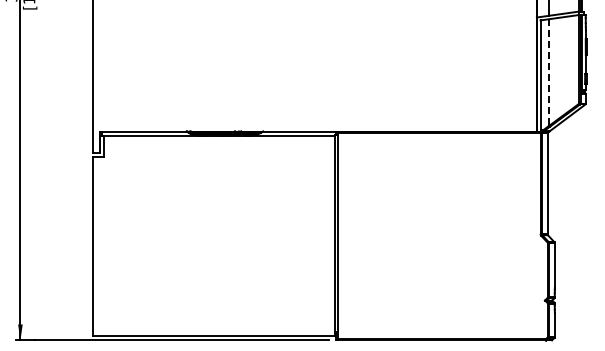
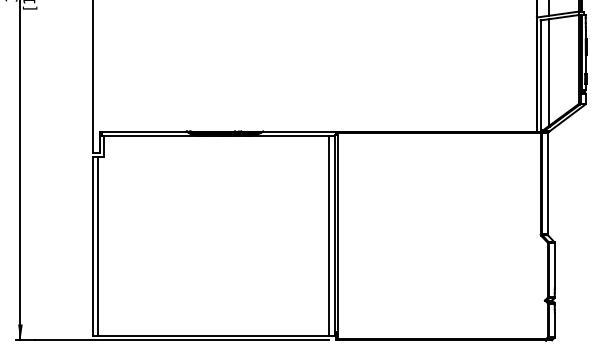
line: dashed -> solid (549, 72)
line: none -> present (329, 235)
line: none -> present (98, 246)
